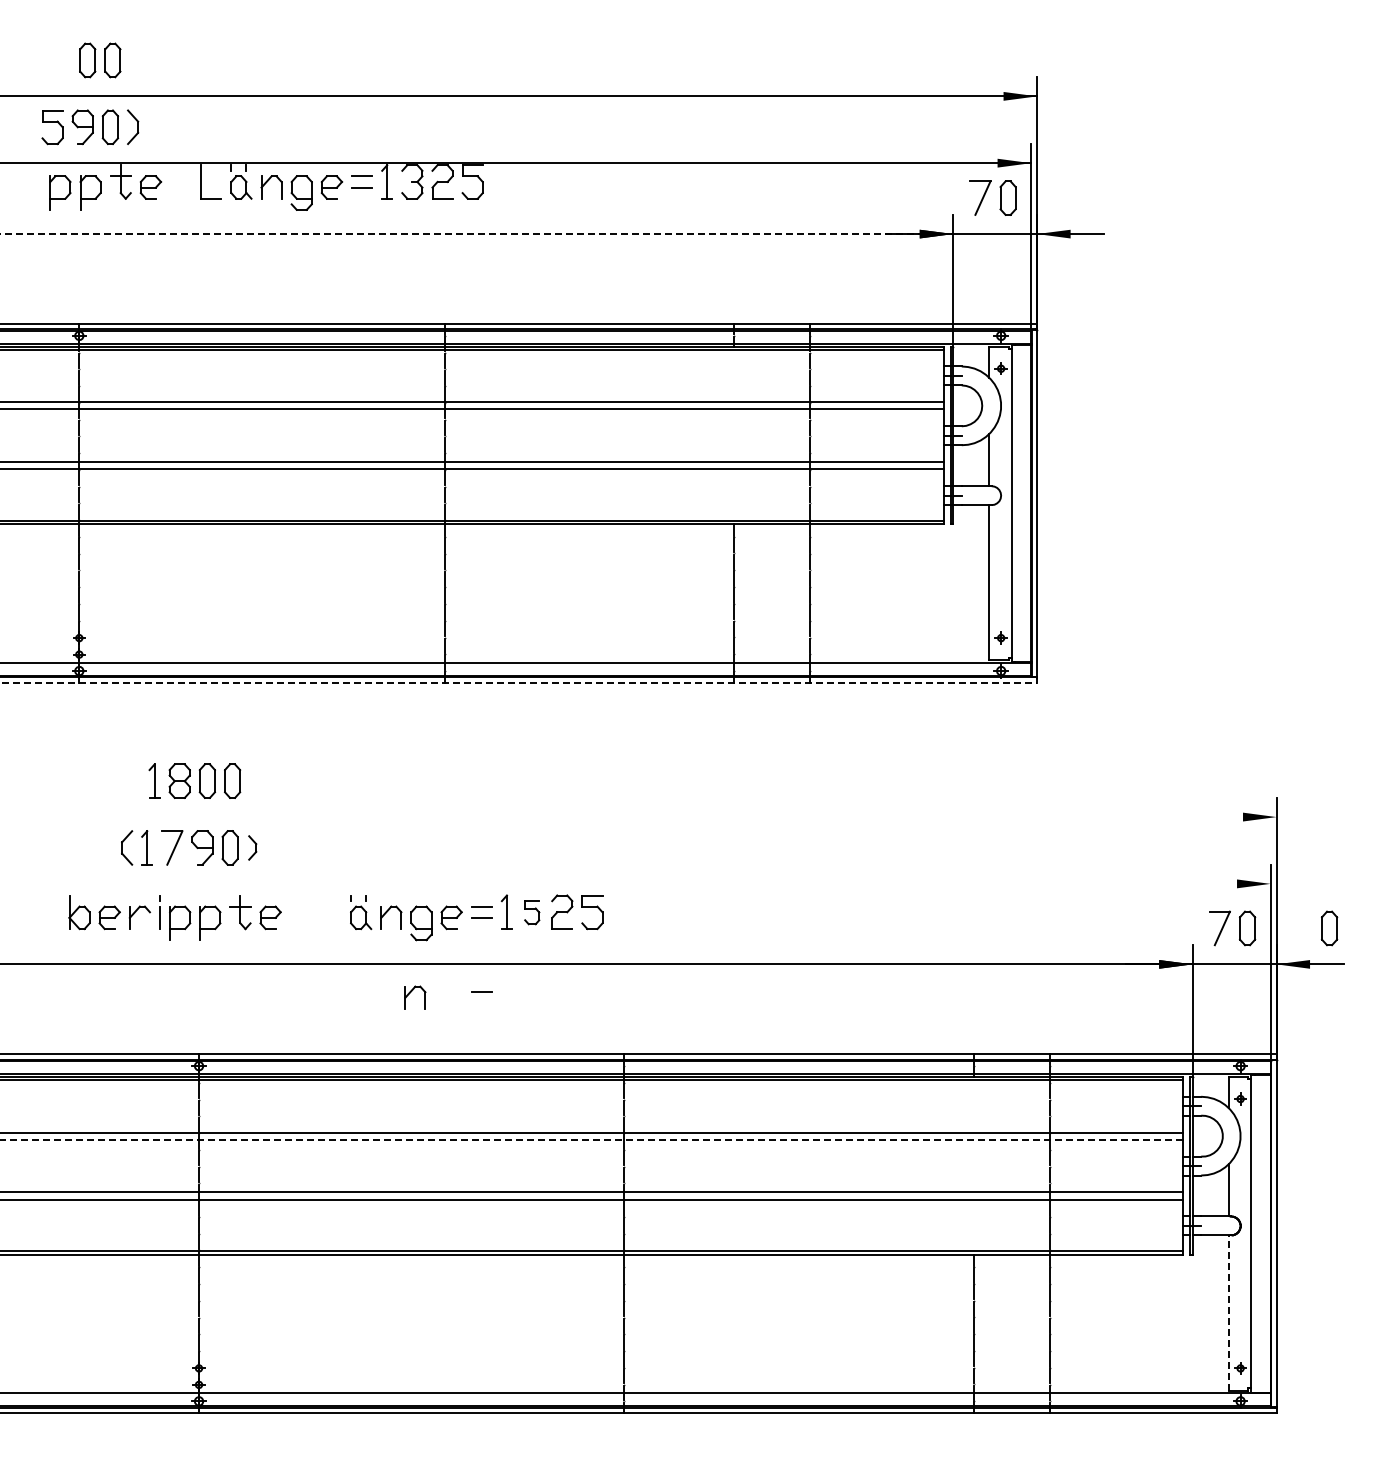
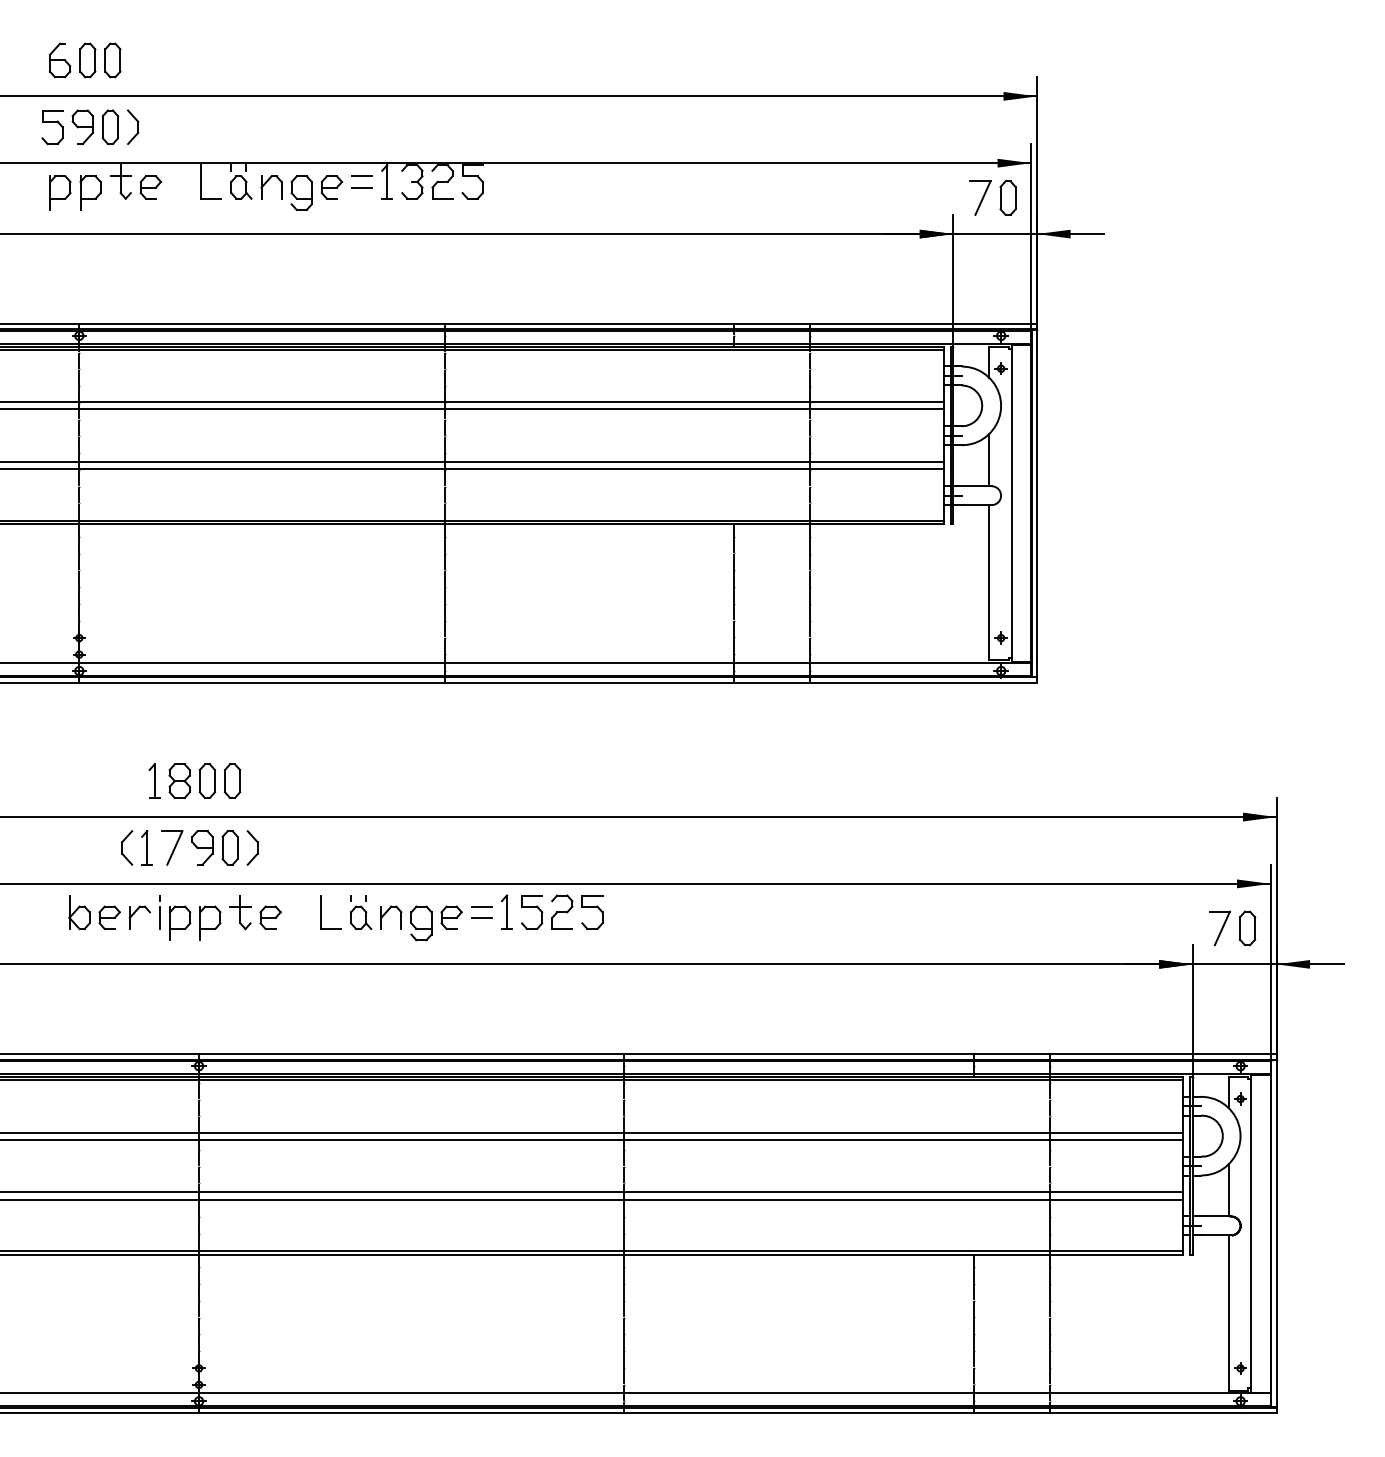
part: none -> present (59, 60)
line: dashed -> solid (477, 234)
line: dashed -> solid (519, 683)
line: none -> present (639, 817)
part size: 10x26 px -> 13x36 px (252, 847)
line: none -> present (636, 883)
part: none -> present (321, 912)
part size: 17x26 px -> 23x36 px (532, 912)
part: present -> none (1329, 928)
line: present -> none (481, 991)
part: present -> none (411, 992)
line: dashed -> solid (591, 1139)
line: dashed -> solid (1228, 1312)
